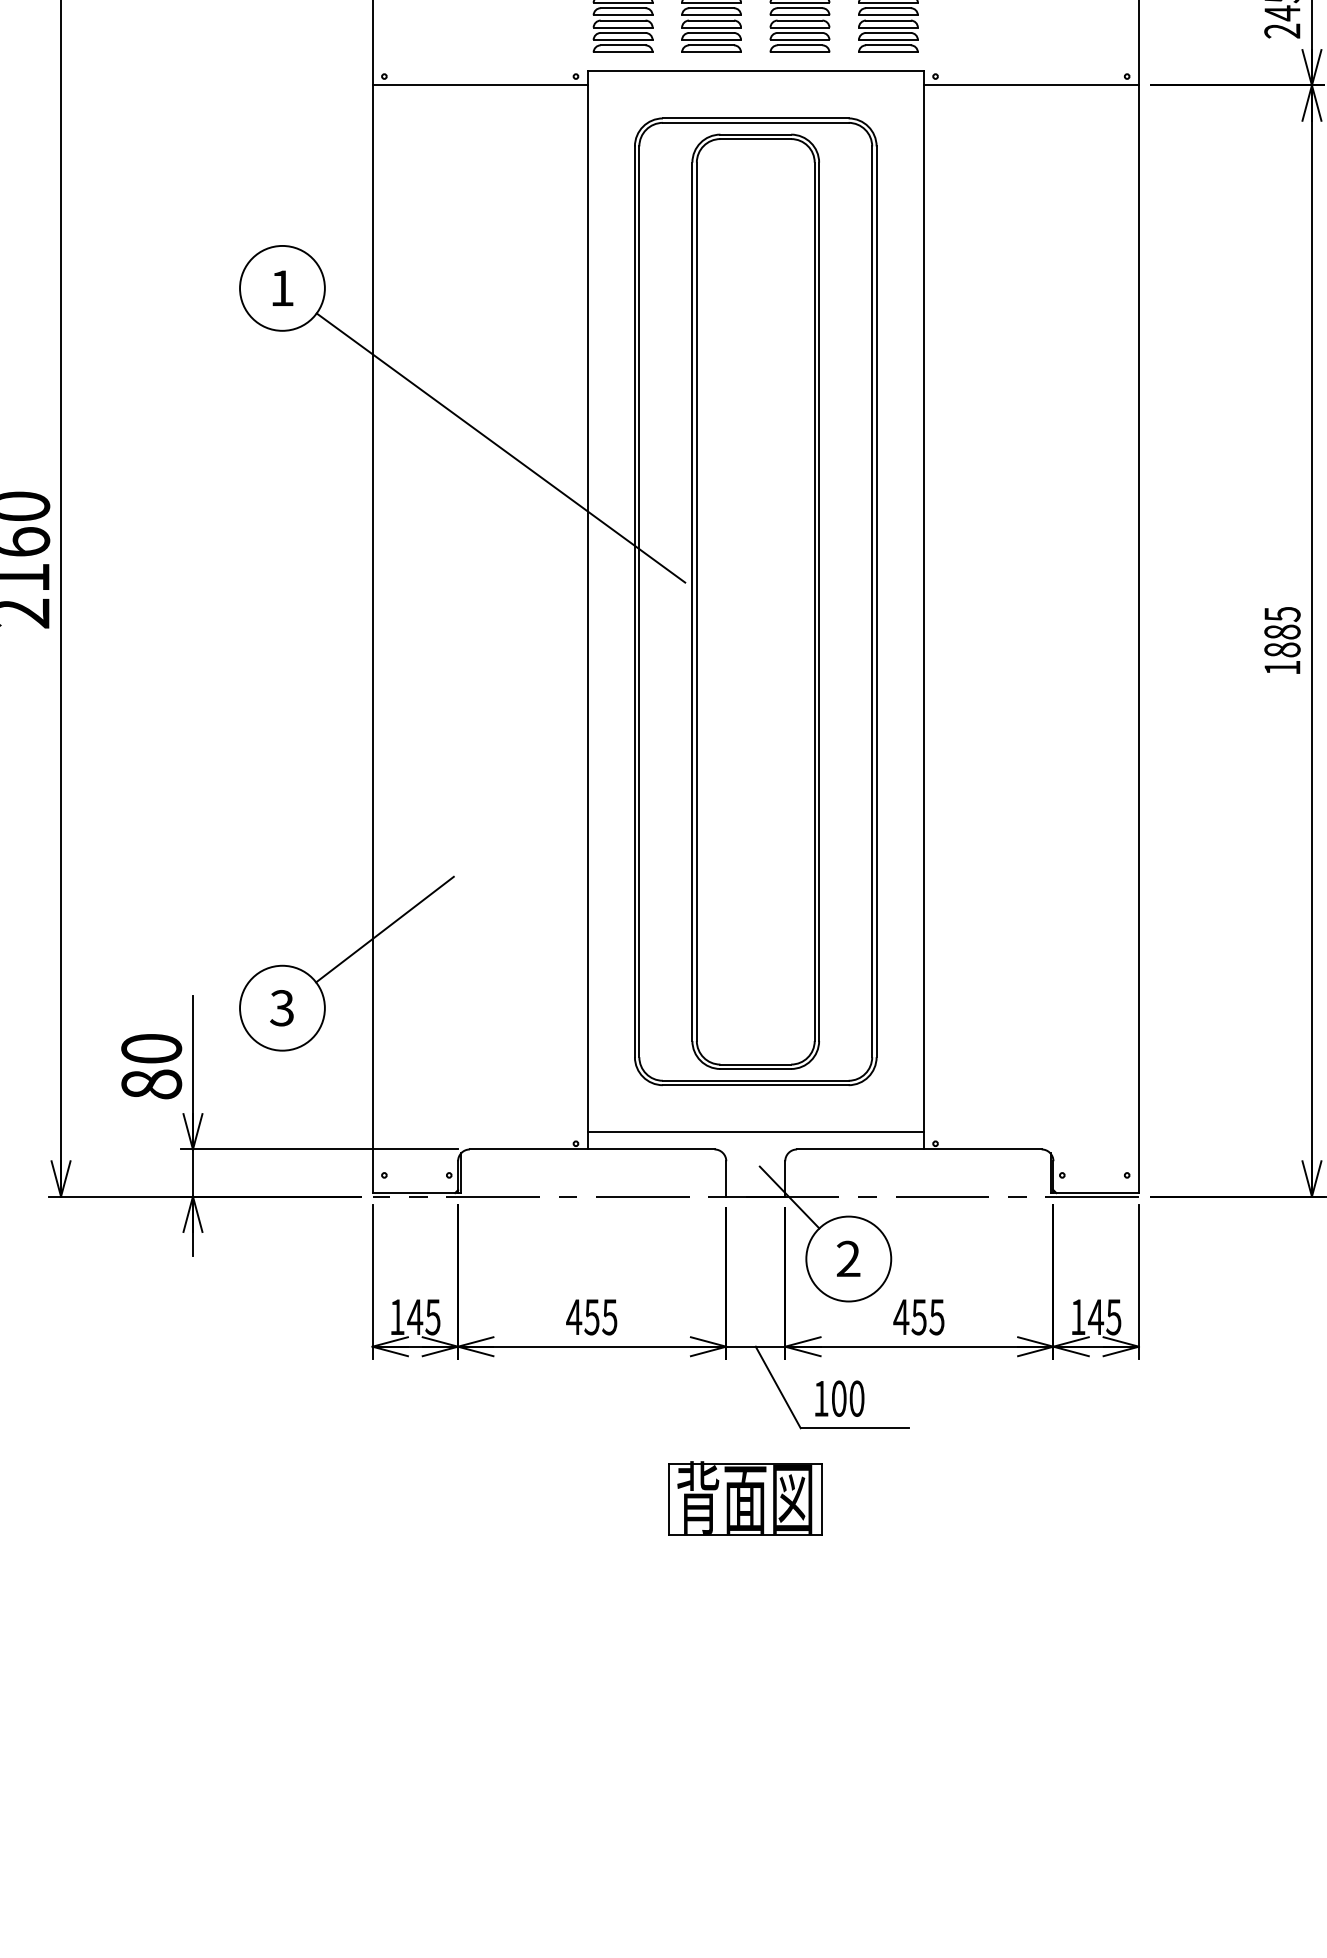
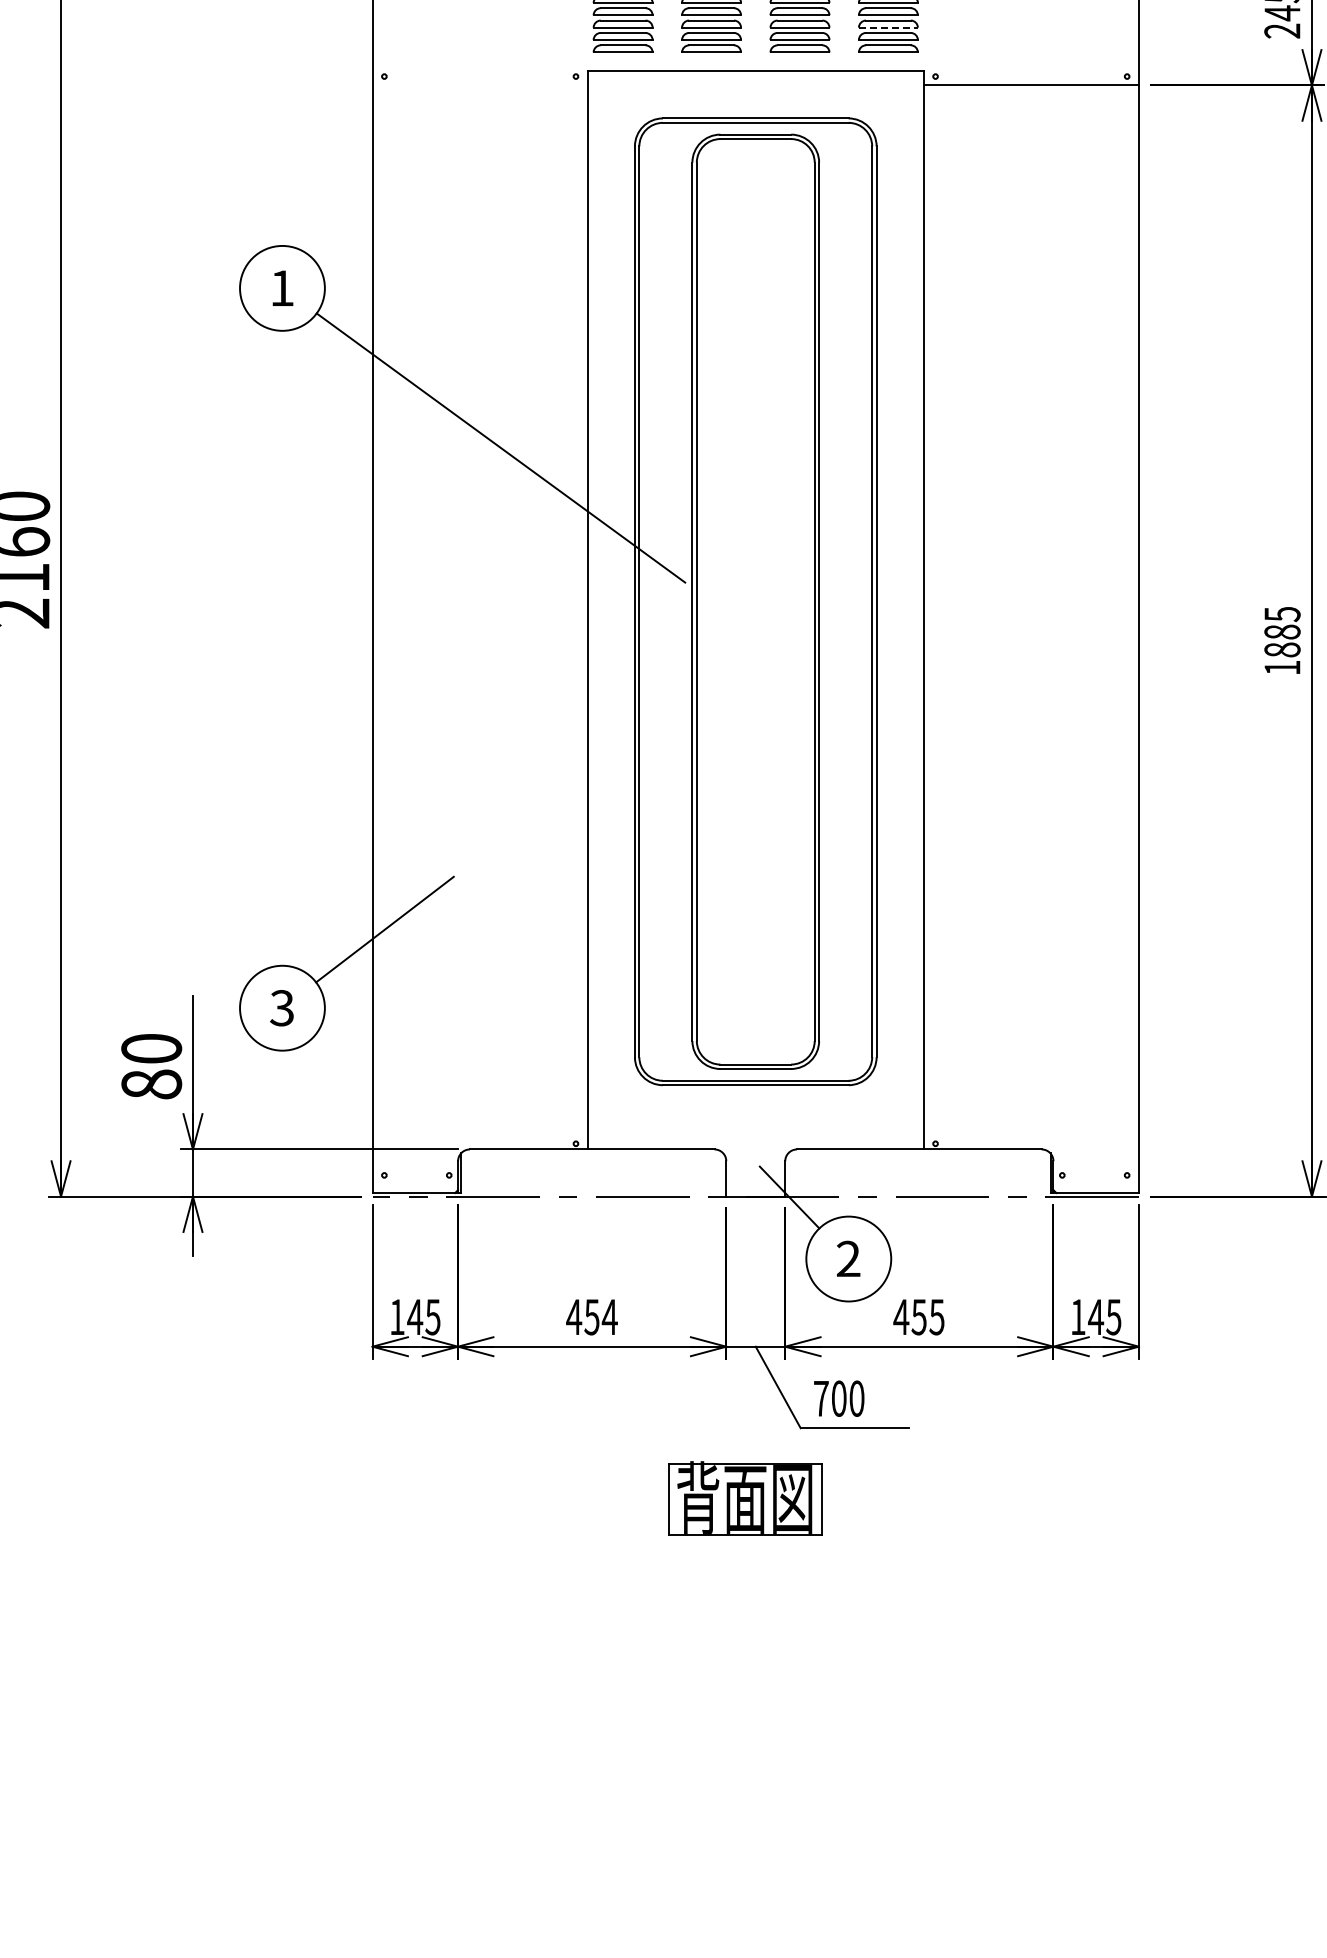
line: solid -> dashed (888, 27)
line: present -> none (479, 85)
line: present -> none (755, 1131)
text: 455 -> 454 (609, 1317)
text: 100 -> 700 (821, 1398)
